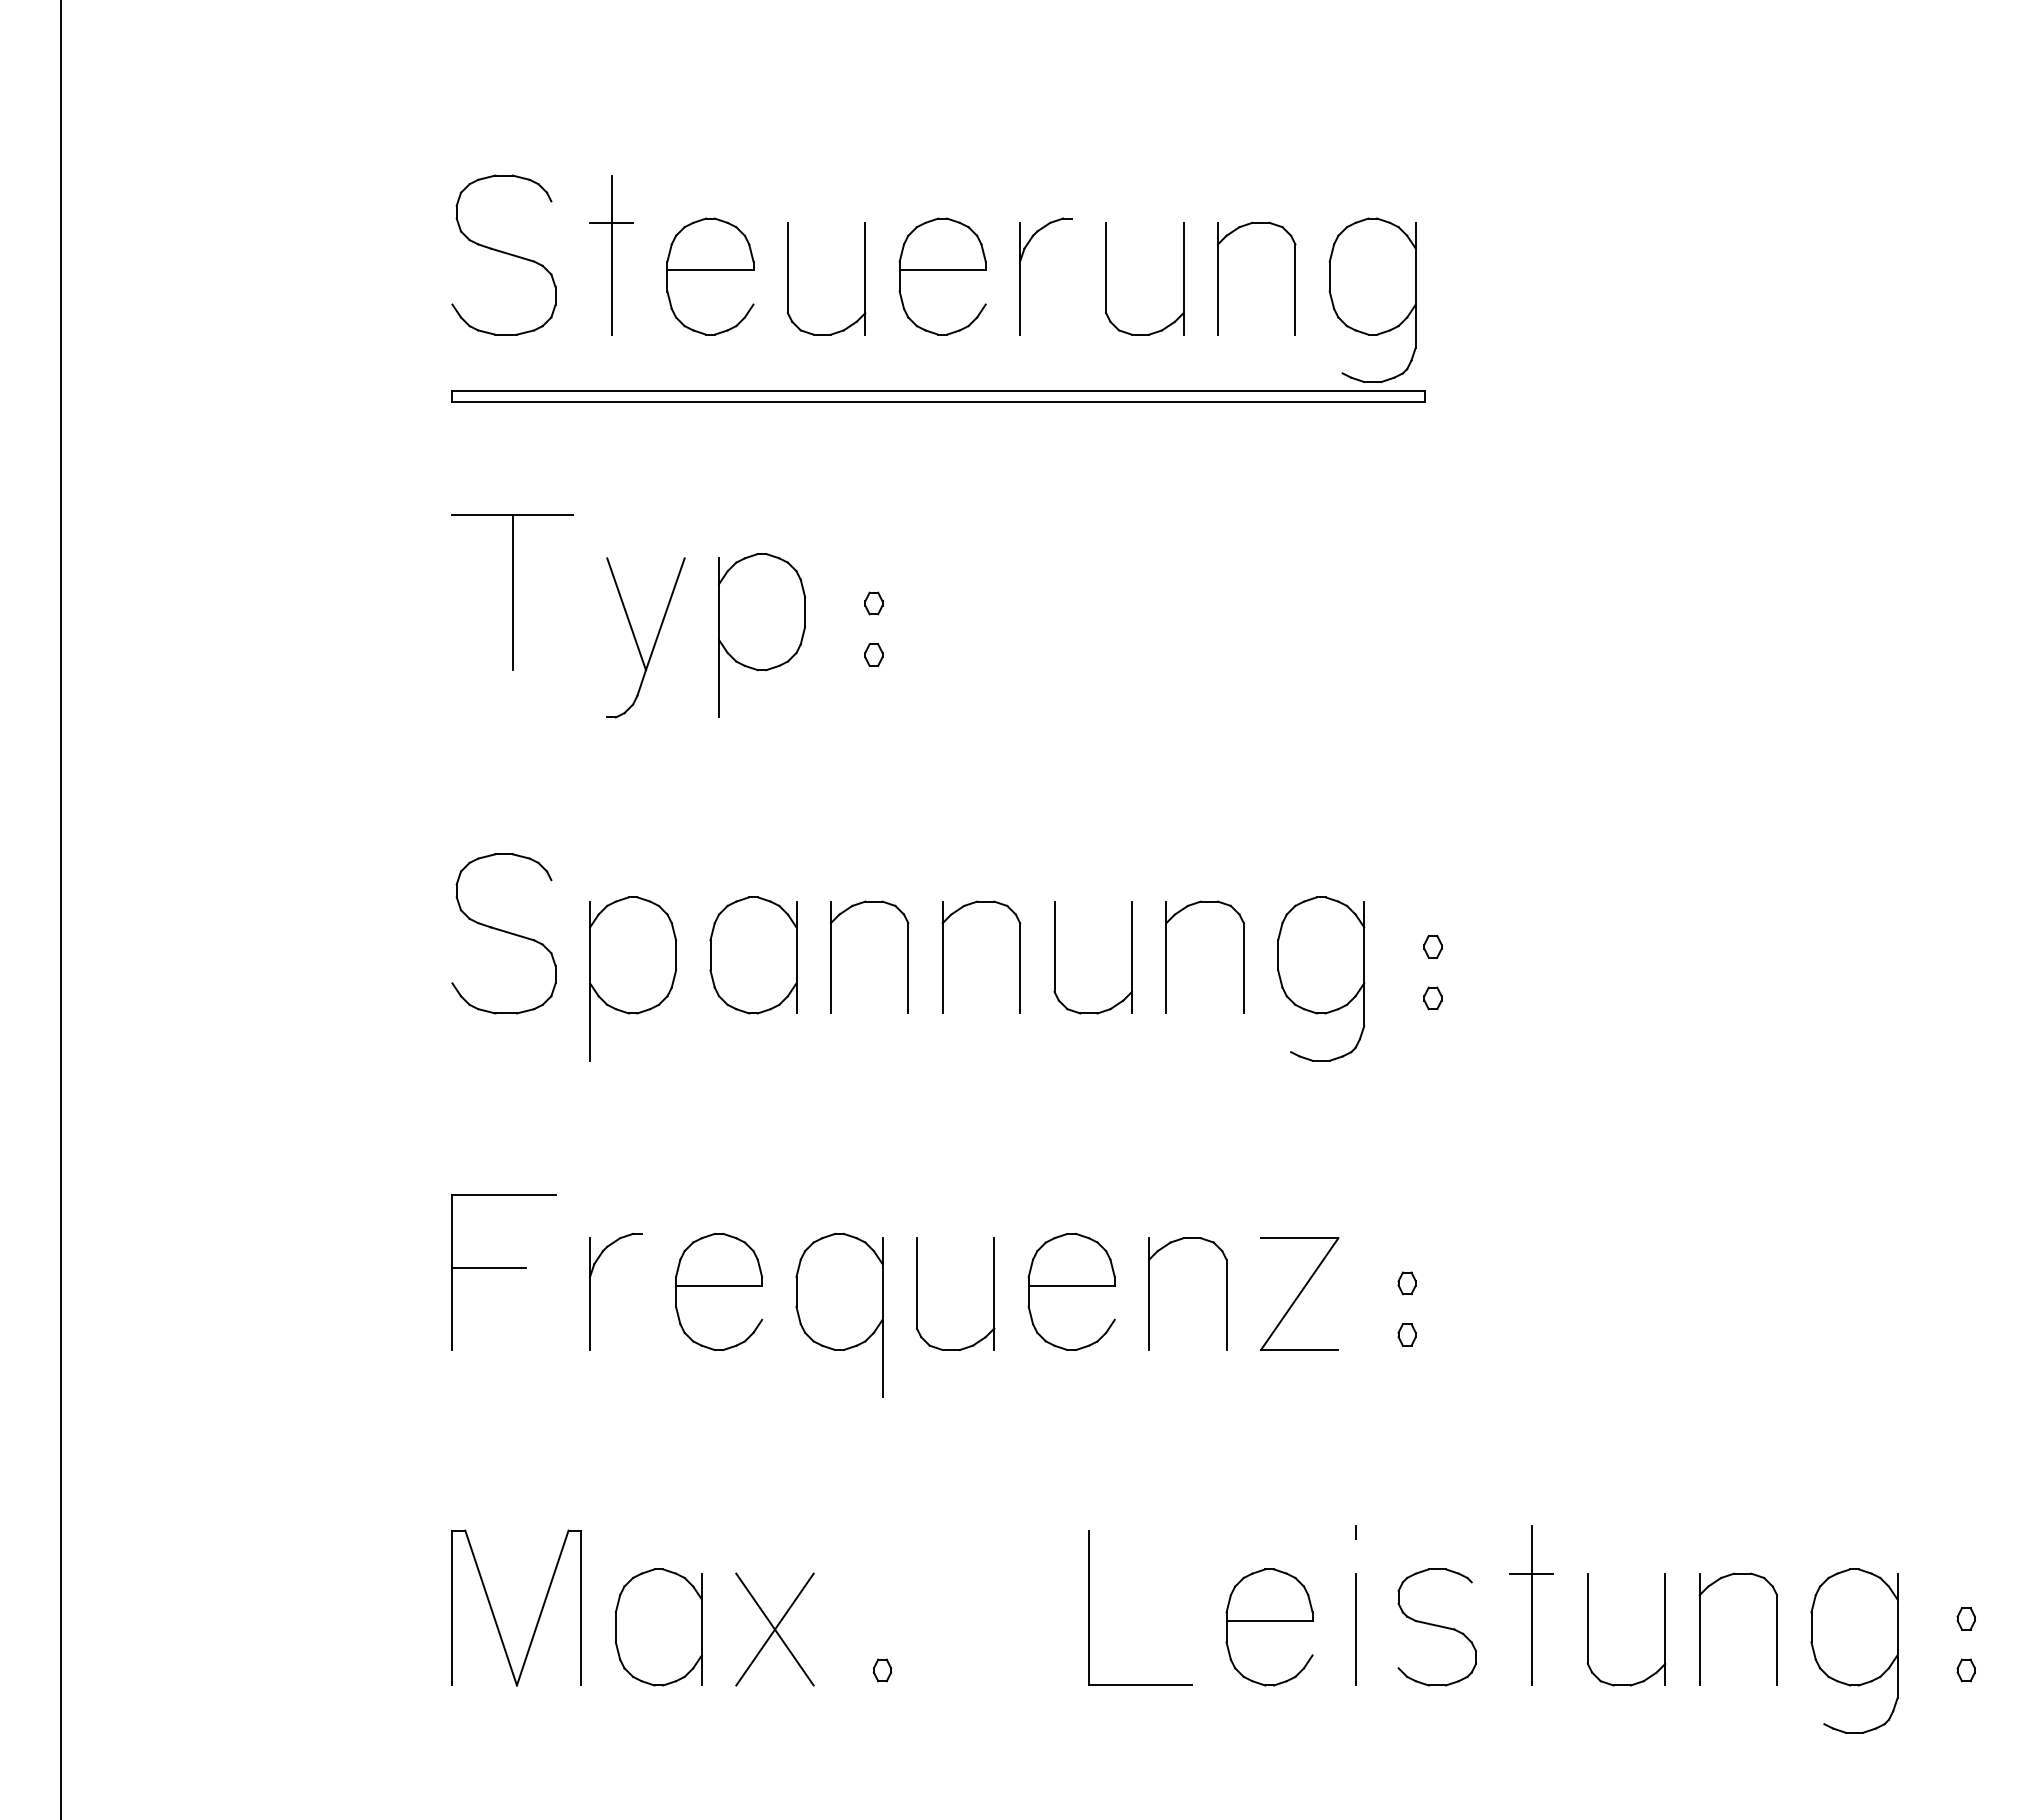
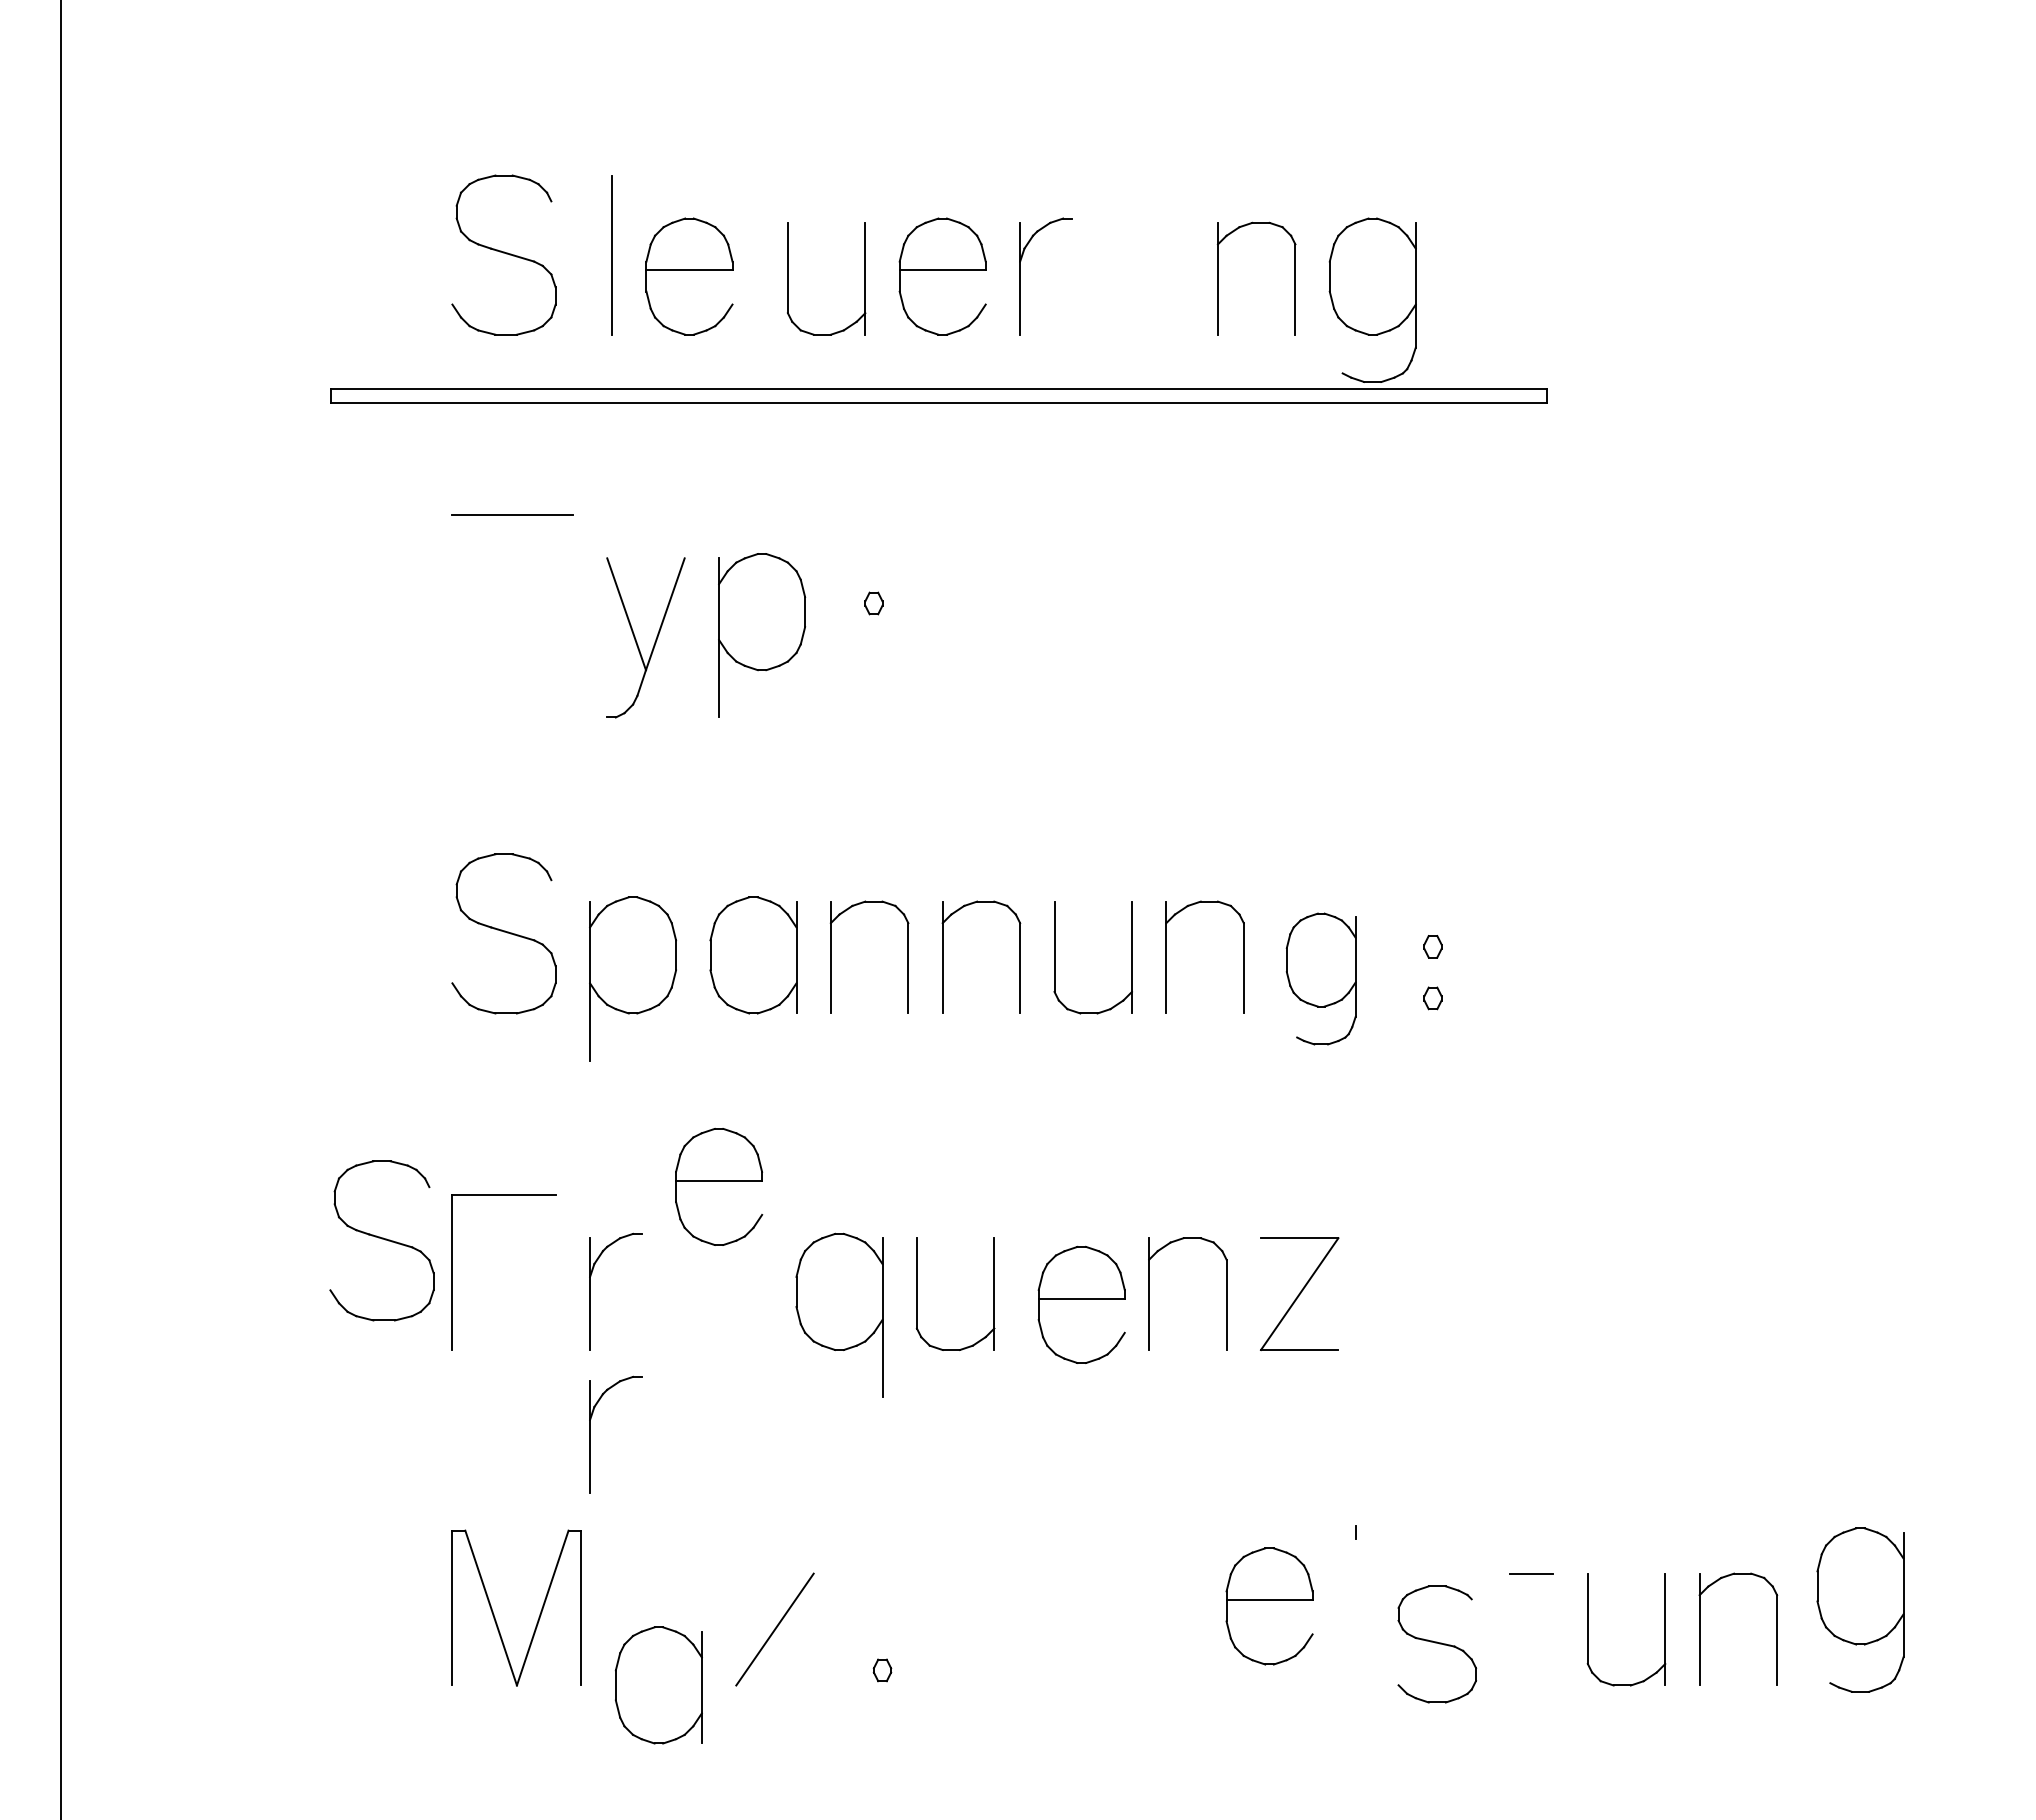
line: present -> none (611, 222)
part position: (710, 276) -> (689, 276) (689, 276)
part: present -> none (1106, 278)
part size: 975x13 px -> 1218x16 px (938, 395)
line: present -> none (512, 592)
part: present -> none (873, 654)
part size: 89x166 px -> 72x134 px (1320, 978)
part: none -> present (381, 1240)
line: present -> none (488, 1268)
part: present -> none (1406, 1283)
part position: (719, 1291) -> (719, 1186) (719, 1186)
part position: (1071, 1291) -> (1081, 1304) (1081, 1304)
part: present -> none (1406, 1334)
part: none -> present (590, 1434)
line: present -> none (1531, 1605)
part: present -> none (1089, 1607)
part: present -> none (1965, 1618)
part position: (658, 1627) -> (658, 1685) (658, 1685)
part position: (1269, 1627) -> (1269, 1606) (1269, 1606)
part position: (1437, 1627) -> (1437, 1644) (1437, 1644)
line: present -> none (774, 1629)
line: present -> none (1355, 1629)
part position: (1854, 1650) -> (1860, 1609) (1860, 1609)
part: present -> none (1965, 1670)
